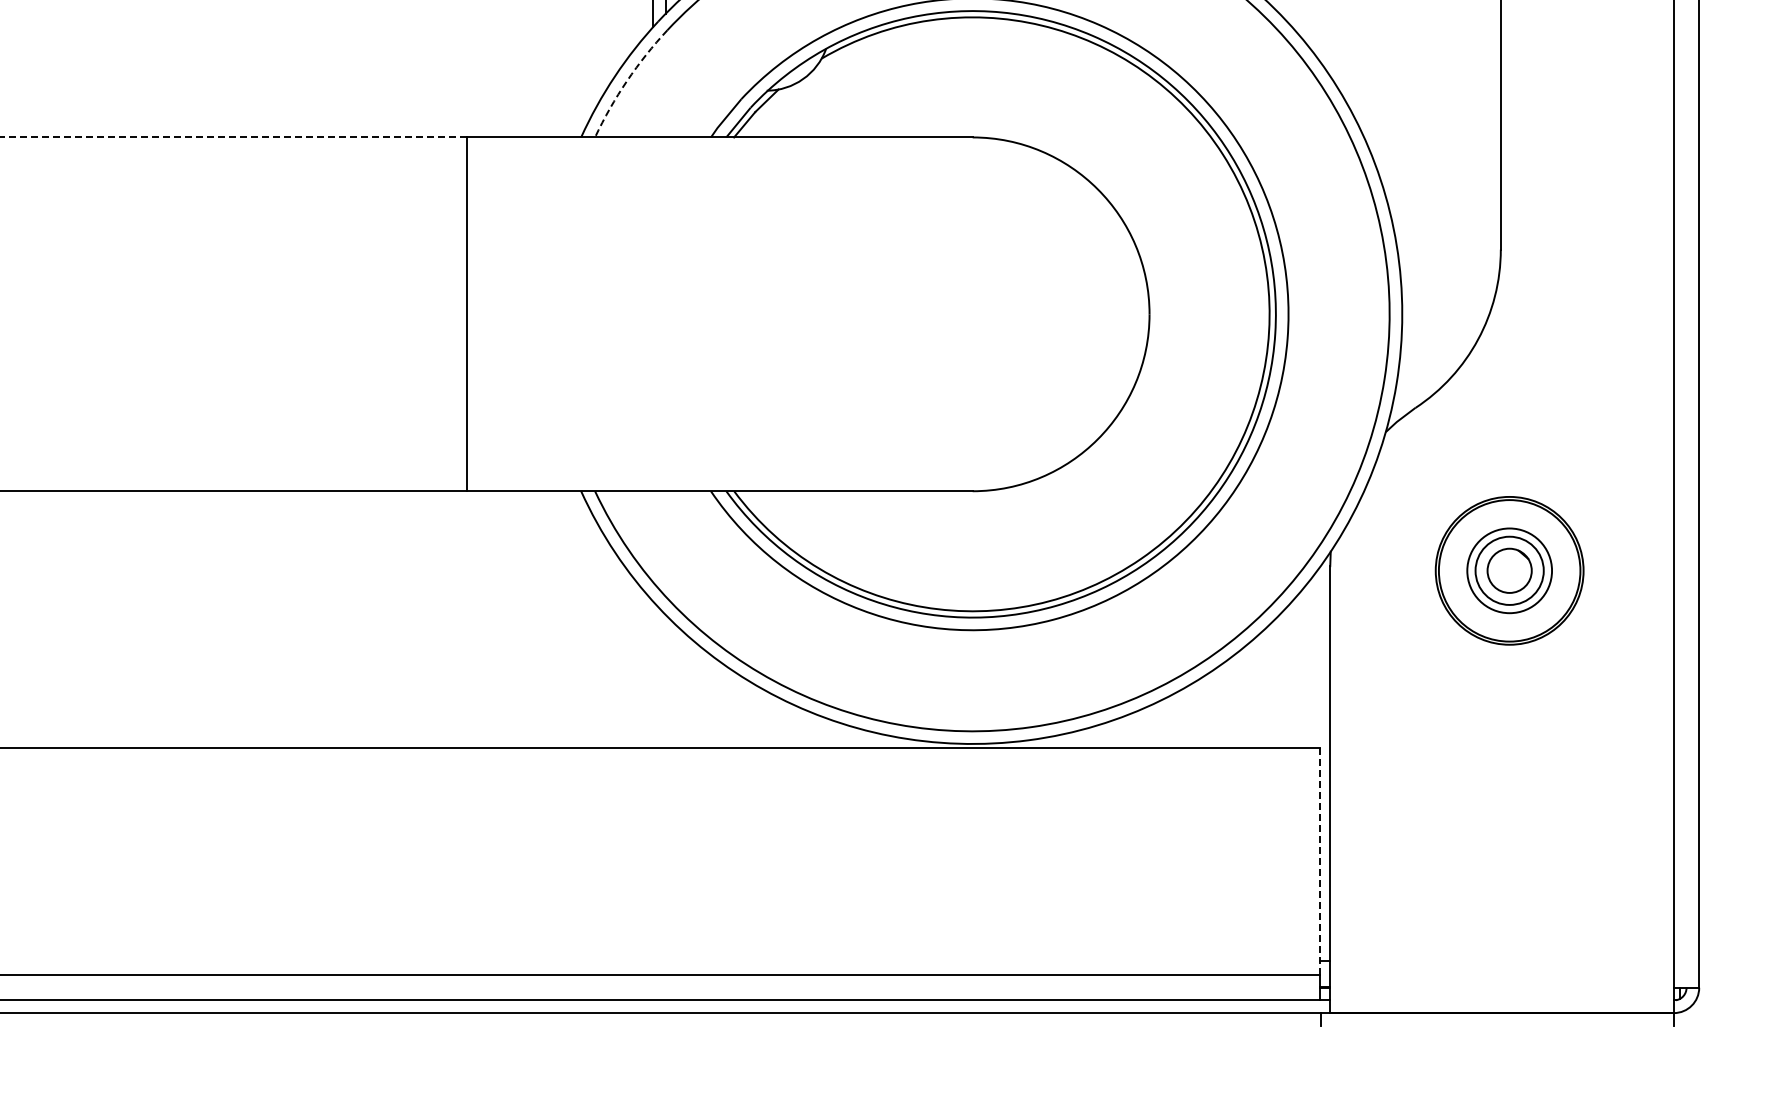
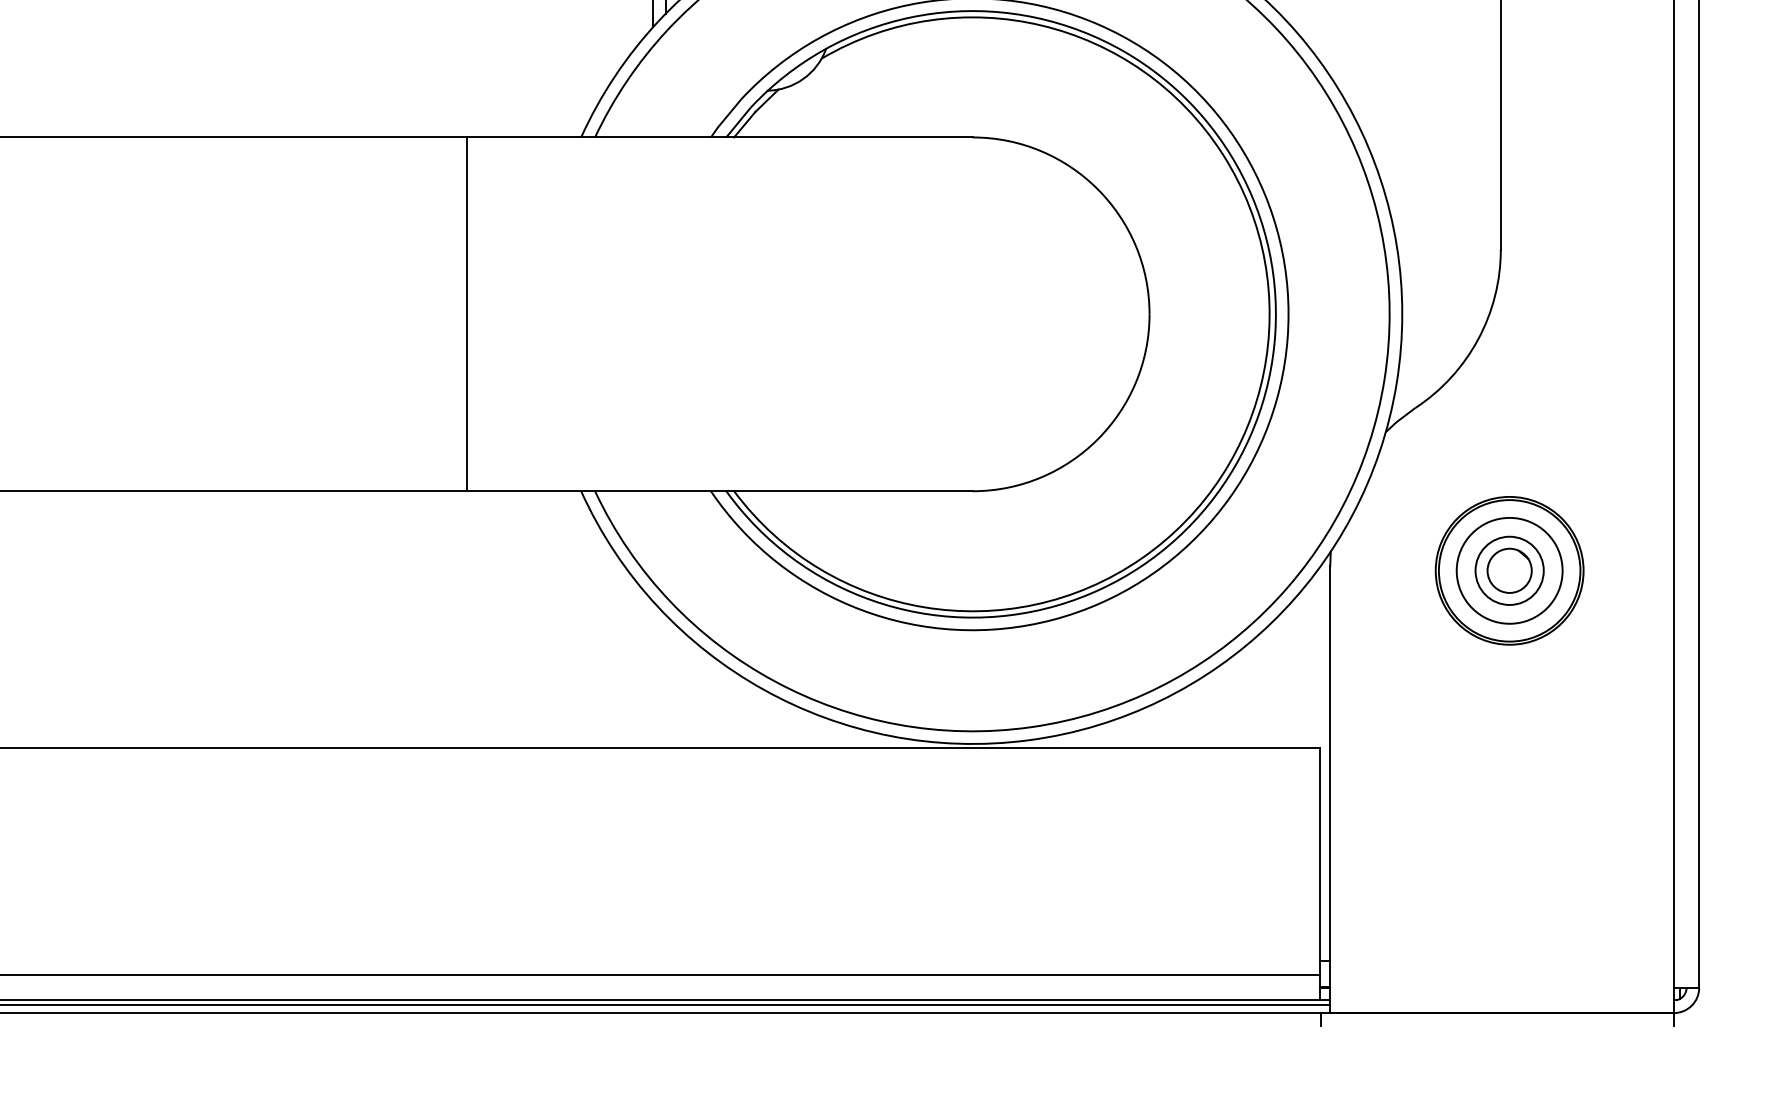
arc: dashed -> solid (627, 81)
line: dashed -> solid (233, 137)
circle diameter: 85 px -> 106 px (1509, 570)
line: dashed -> solid (1320, 861)
line: none -> present (666, 1004)
